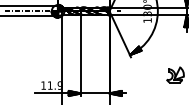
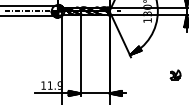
part size: 19x18 px -> 13x12 px (175, 74)
